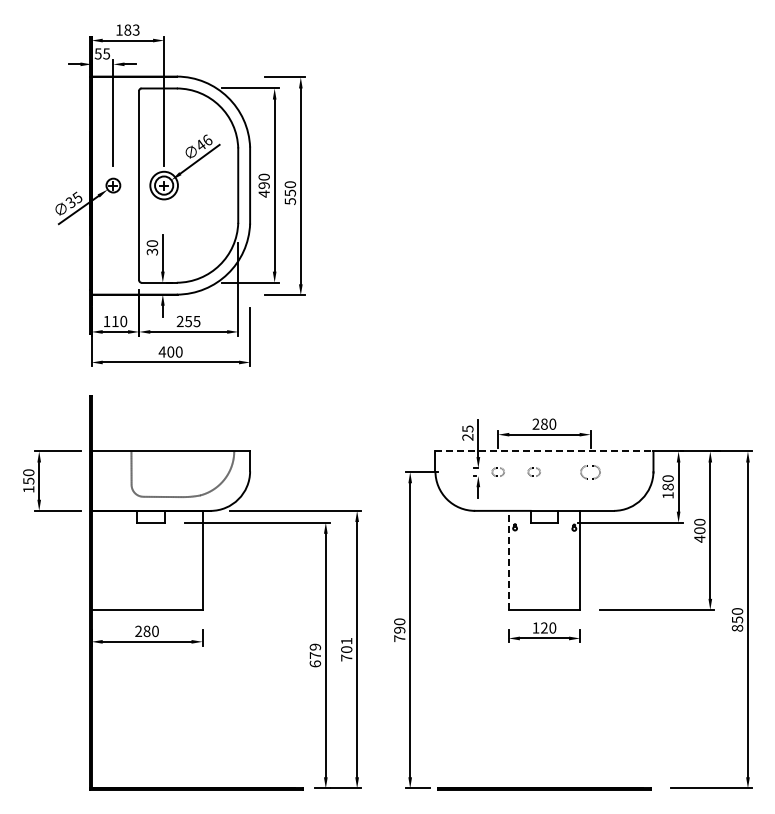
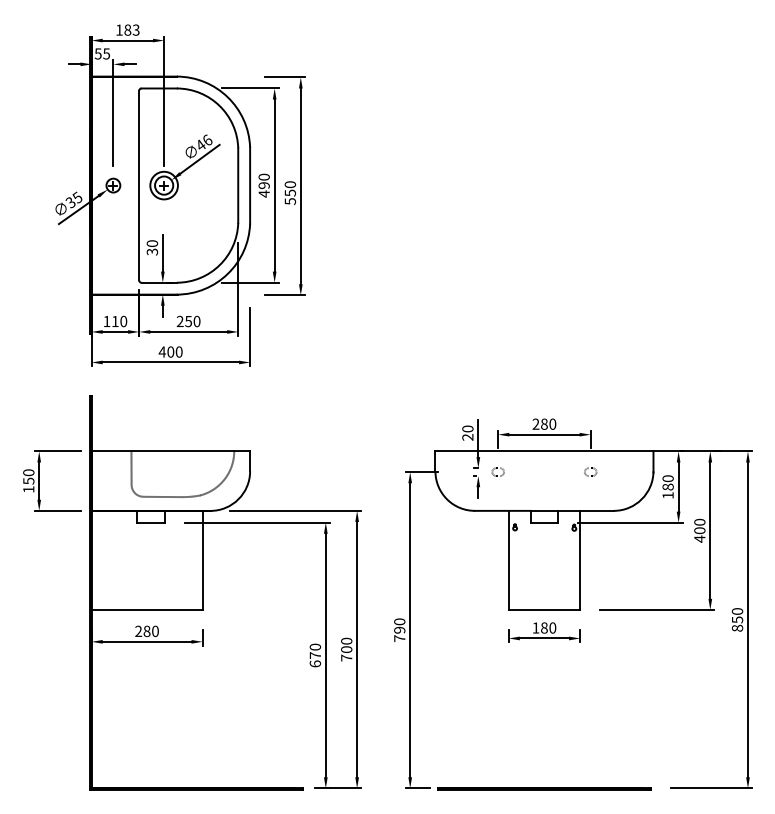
text: 255 -> 250 (196, 321)
text: 25 -> 20 (467, 428)
line: dashed -> solid (544, 451)
part: present -> none (533, 471)
part size: 21x15 px -> 14x10 px (590, 471)
line: dashed -> solid (508, 560)
text: 120 -> 180 (544, 627)
text: 701 -> 700 (346, 640)
text: 679 -> 670 (315, 646)
